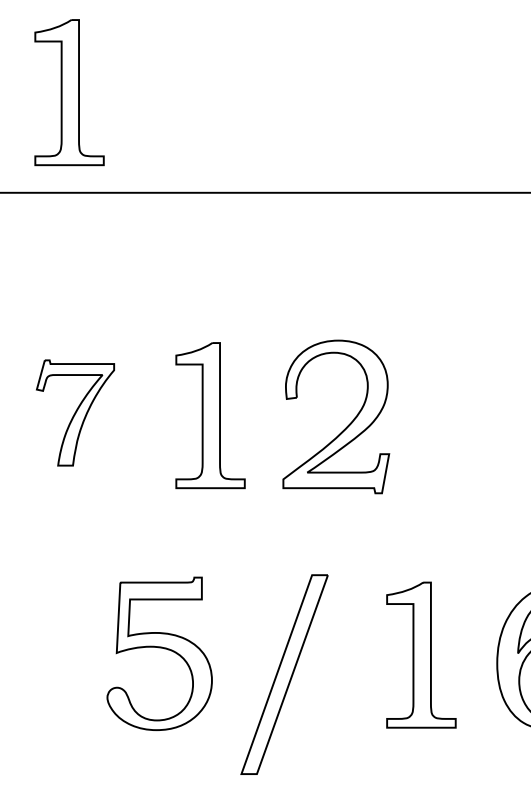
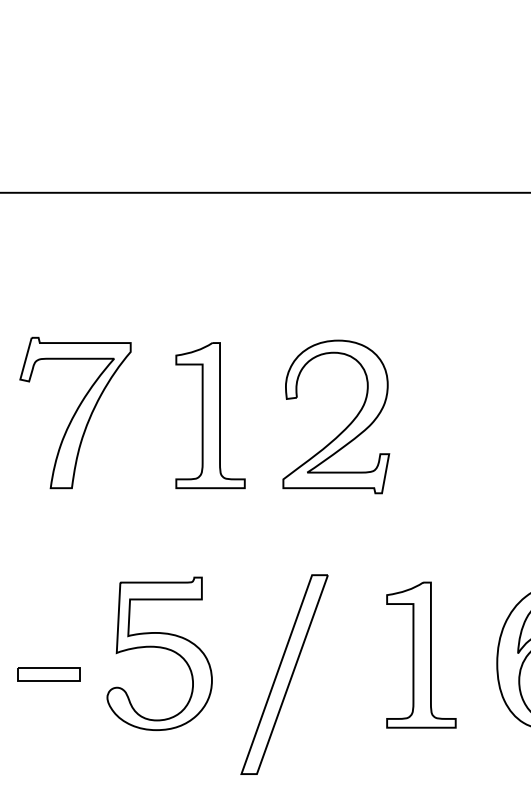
part: present -> none (69, 92)
part size: 79x108 px -> 113x154 px (75, 412)
part: none -> present (48, 674)
